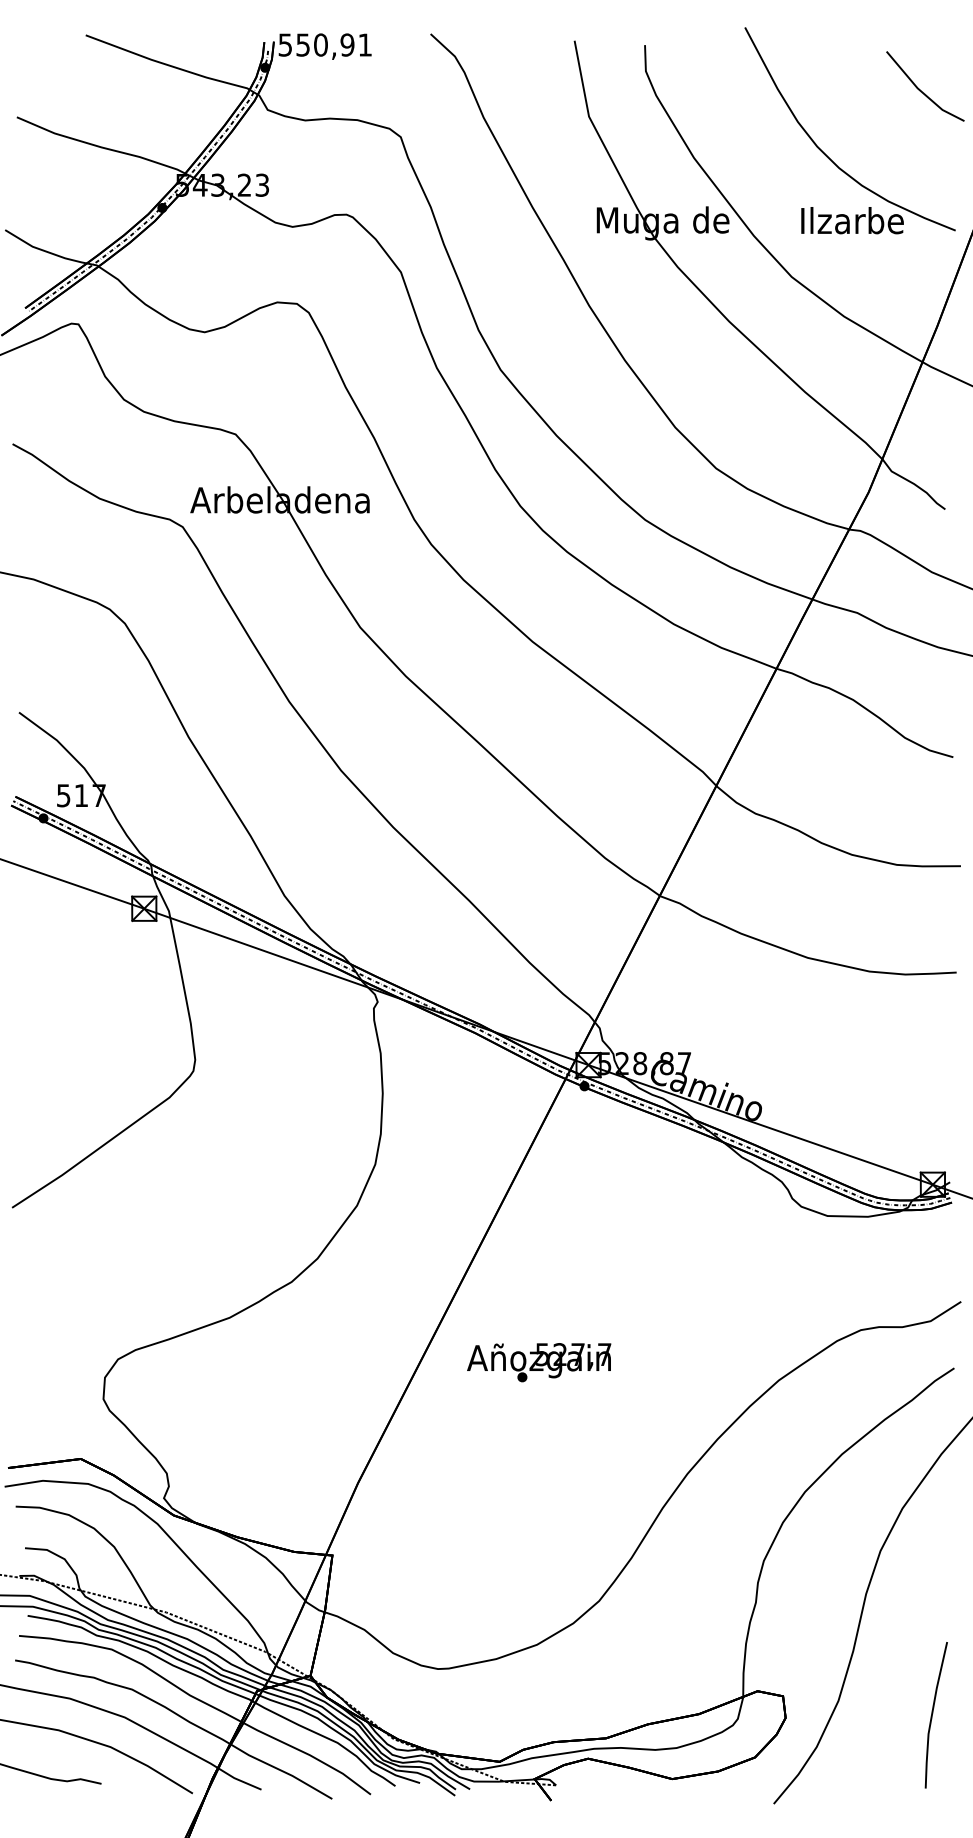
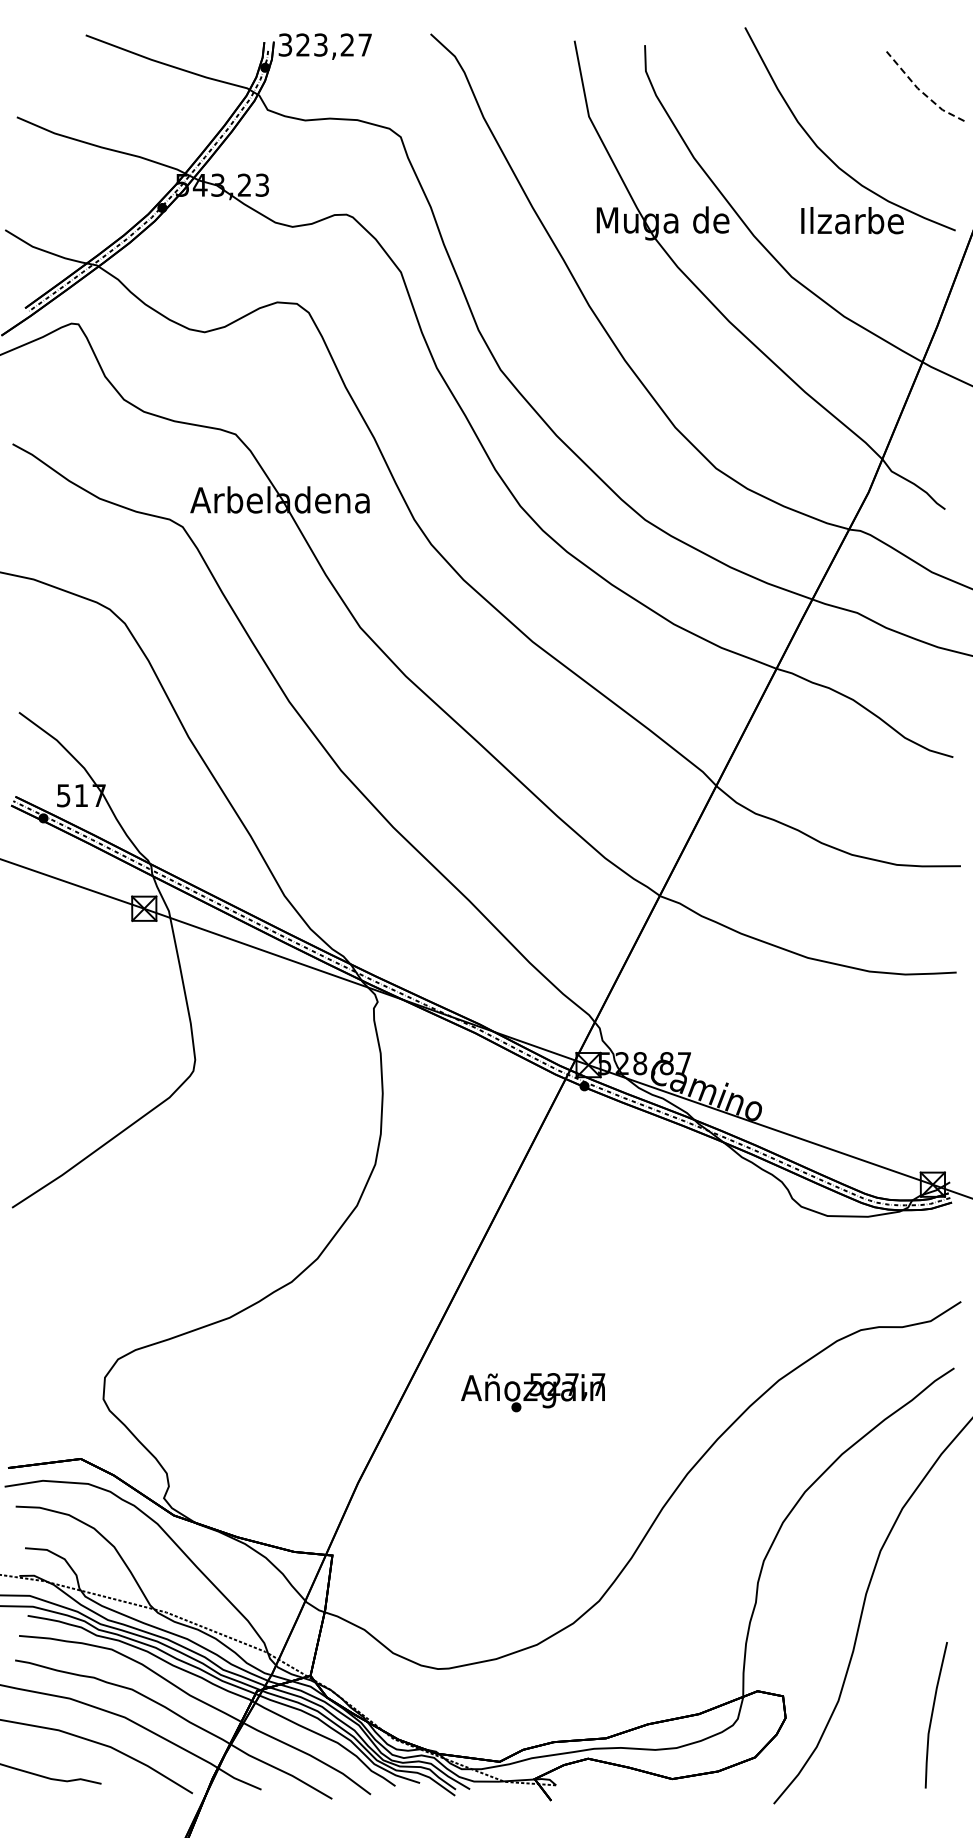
text: 550,91 -> 323,27 (325, 44)
line: solid -> dashed (921, 91)
text position: (539, 1362) -> (533, 1392) (533, 1392)
